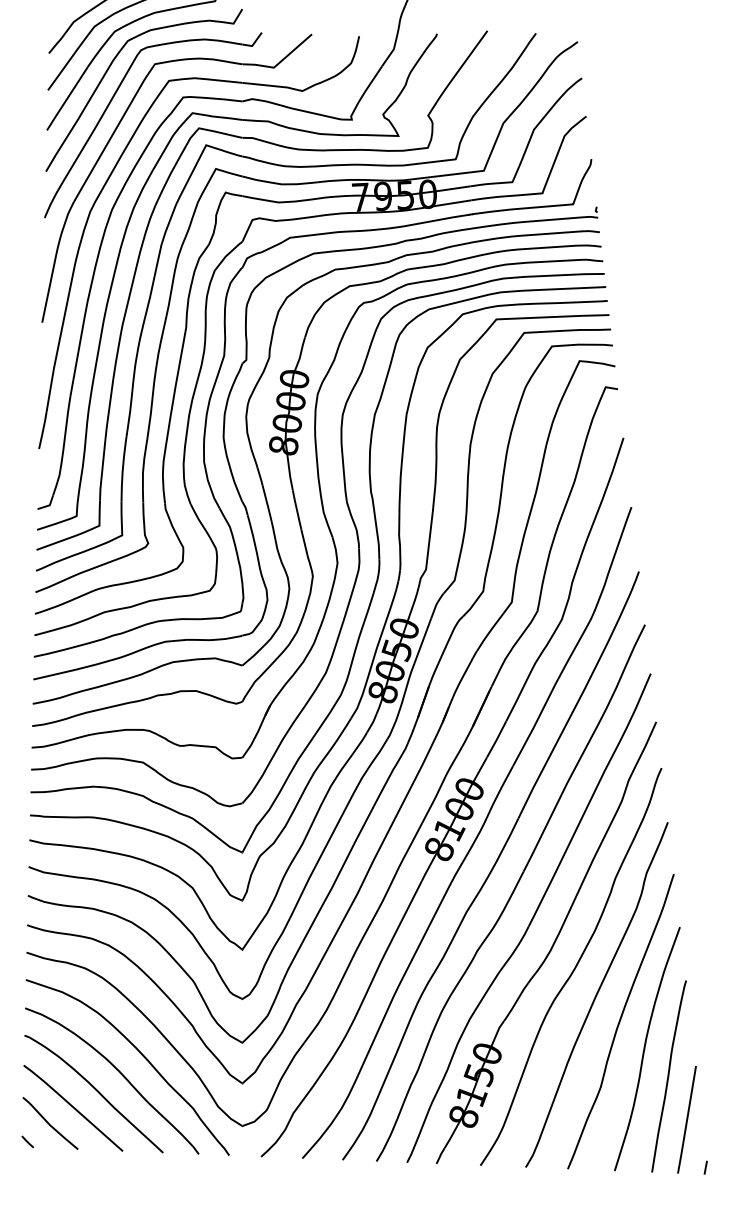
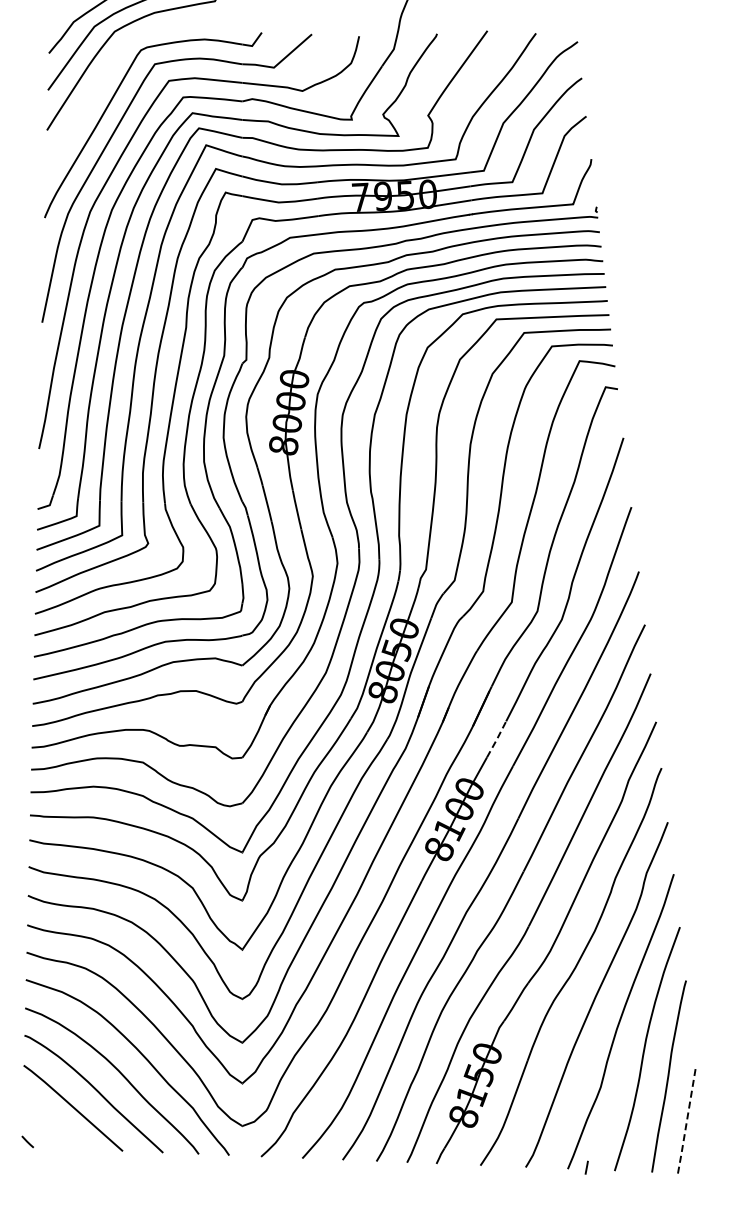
curve: present -> none (110, 67)
line: solid -> dashed (496, 739)
line: solid -> dashed (687, 1120)
curve: present -> none (49, 1123)
line position: (705, 1167) -> (586, 1167) (586, 1167)
